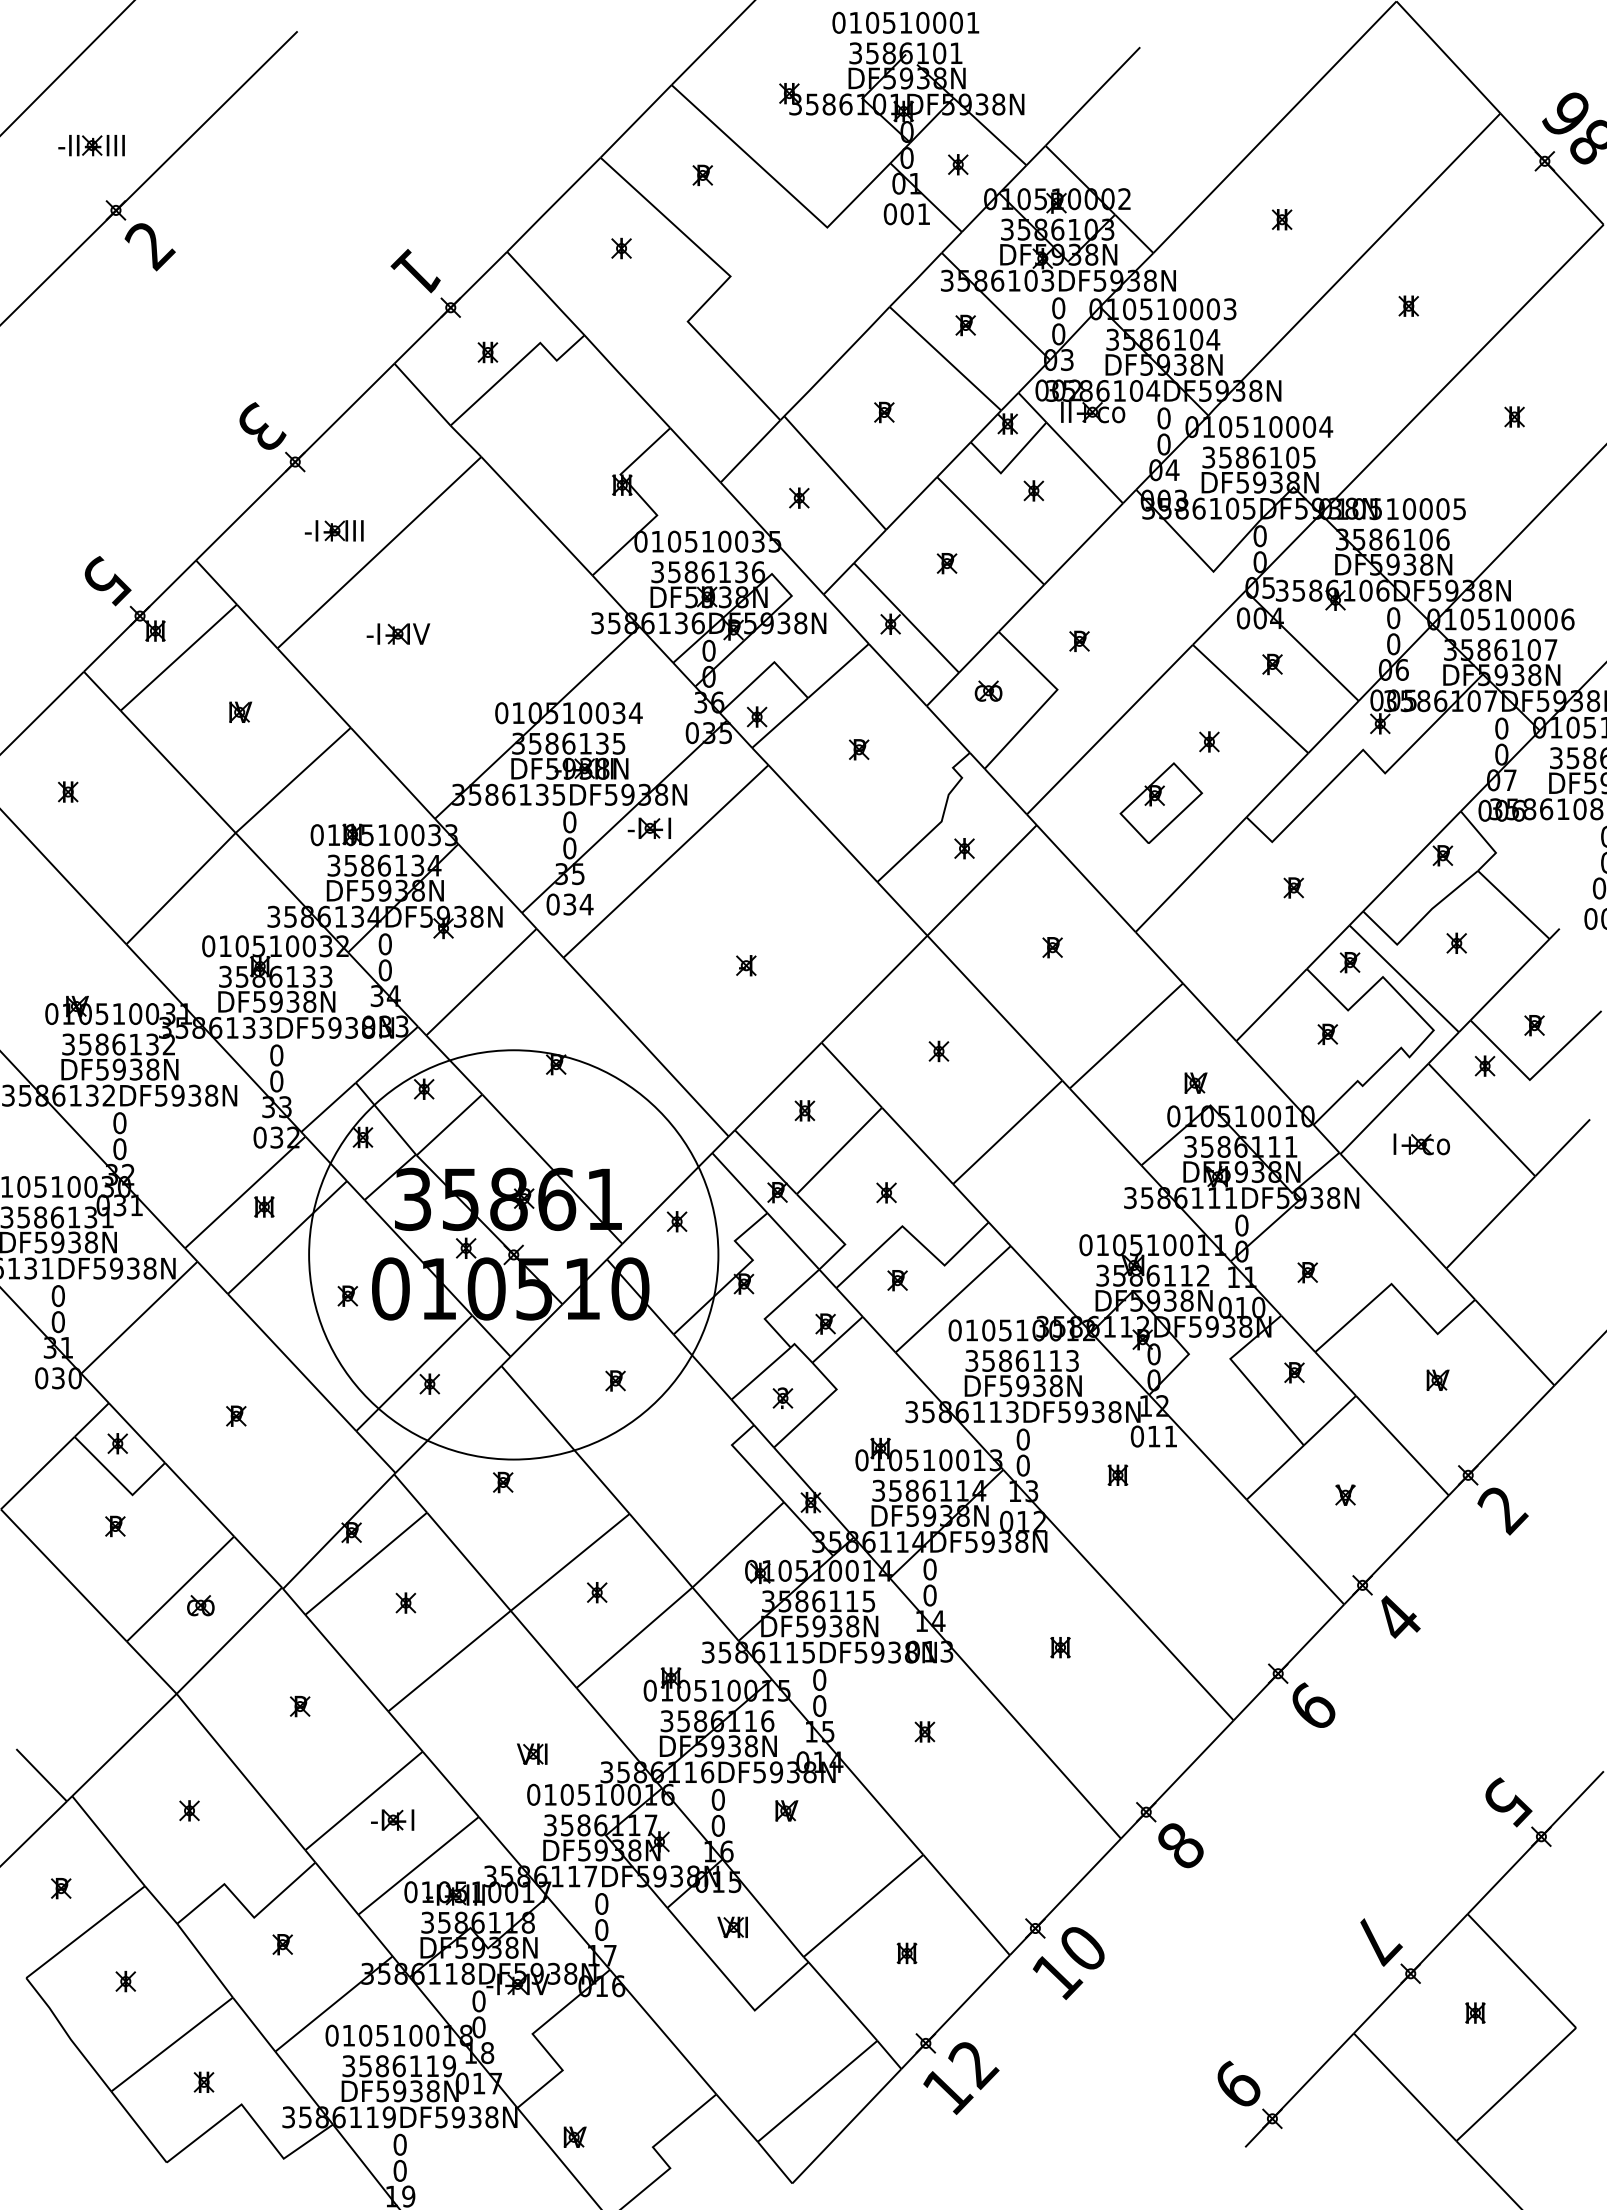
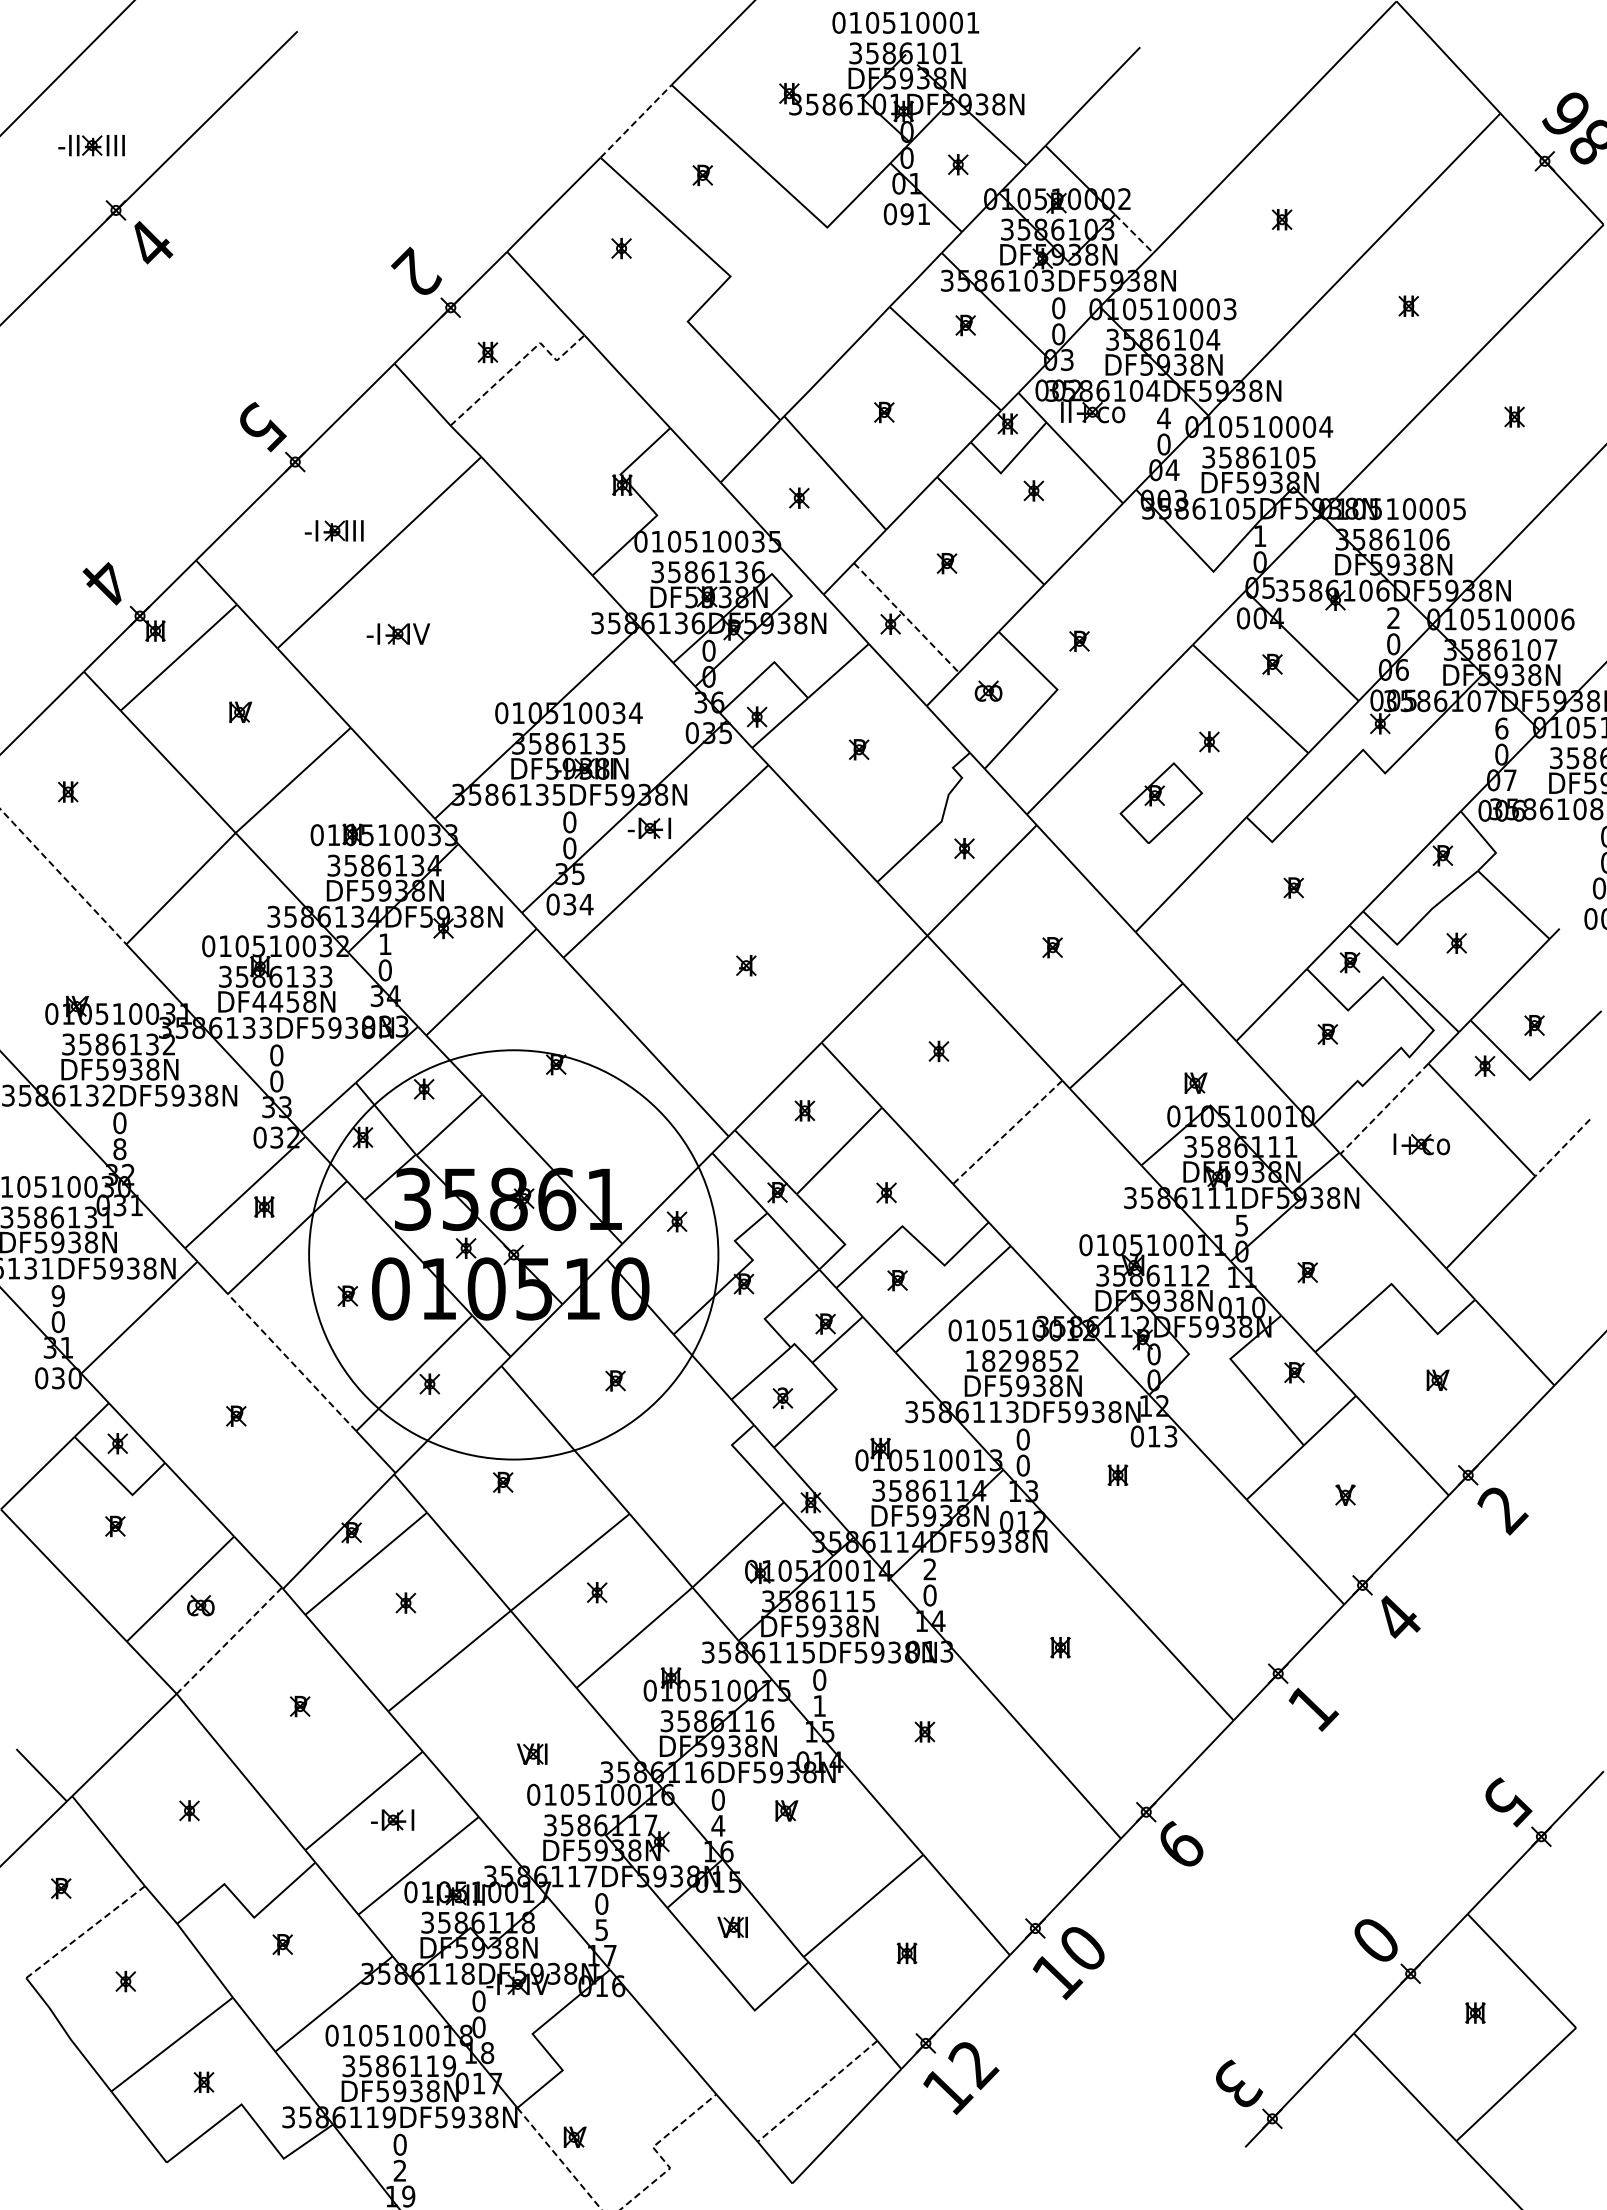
line: solid -> dashed (636, 121)
text: 001 -> 091 (906, 214)
line: solid -> dashed (1134, 234)
text: 2 -> 4 (149, 246)
text: 1 -> 2 (416, 270)
line: solid -> dashed (519, 362)
text: 0 -> 4 (1163, 418)
text: 3 -> 5 (262, 427)
text: 0 -> 1 (1259, 536)
text: 5 -> 4 (106, 581)
line: solid -> dashed (906, 617)
text: 0 -> 2 (1393, 618)
text: 0 -> 6 (1501, 728)
line: solid -> dashed (62, 876)
text: 0 -> 1 (384, 944)
text: DF5938N -> DF4458N (275, 1001)
line: solid -> dashed (1384, 1108)
line: solid -> dashed (1007, 1132)
text: 0 -> 8 (119, 1148)
line: solid -> dashed (1562, 1148)
text: 0 -> 5 (1241, 1225)
text: 0 -> 9 (57, 1296)
text: 3586113 -> 1829852 (1021, 1360)
line: solid -> dashed (292, 1362)
text: 011 -> 013 (1170, 1436)
text: 0 -> 2 (929, 1569)
line: solid -> dashed (229, 1640)
text: 0 -> 1 (819, 1706)
text: 6 -> 1 (1313, 1706)
text: 0 -> 4 (718, 1825)
text: 8 -> 6 (1180, 1844)
text: 0 -> 5 (601, 1930)
line: solid -> dashed (85, 1932)
text: 7 -> 0 (1378, 1942)
text: 9 -> 3 (1239, 2083)
line: solid -> dashed (817, 2091)
line: solid -> dashed (656, 2150)
line: solid -> dashed (559, 2159)
text: 0 -> 2 (399, 2170)
